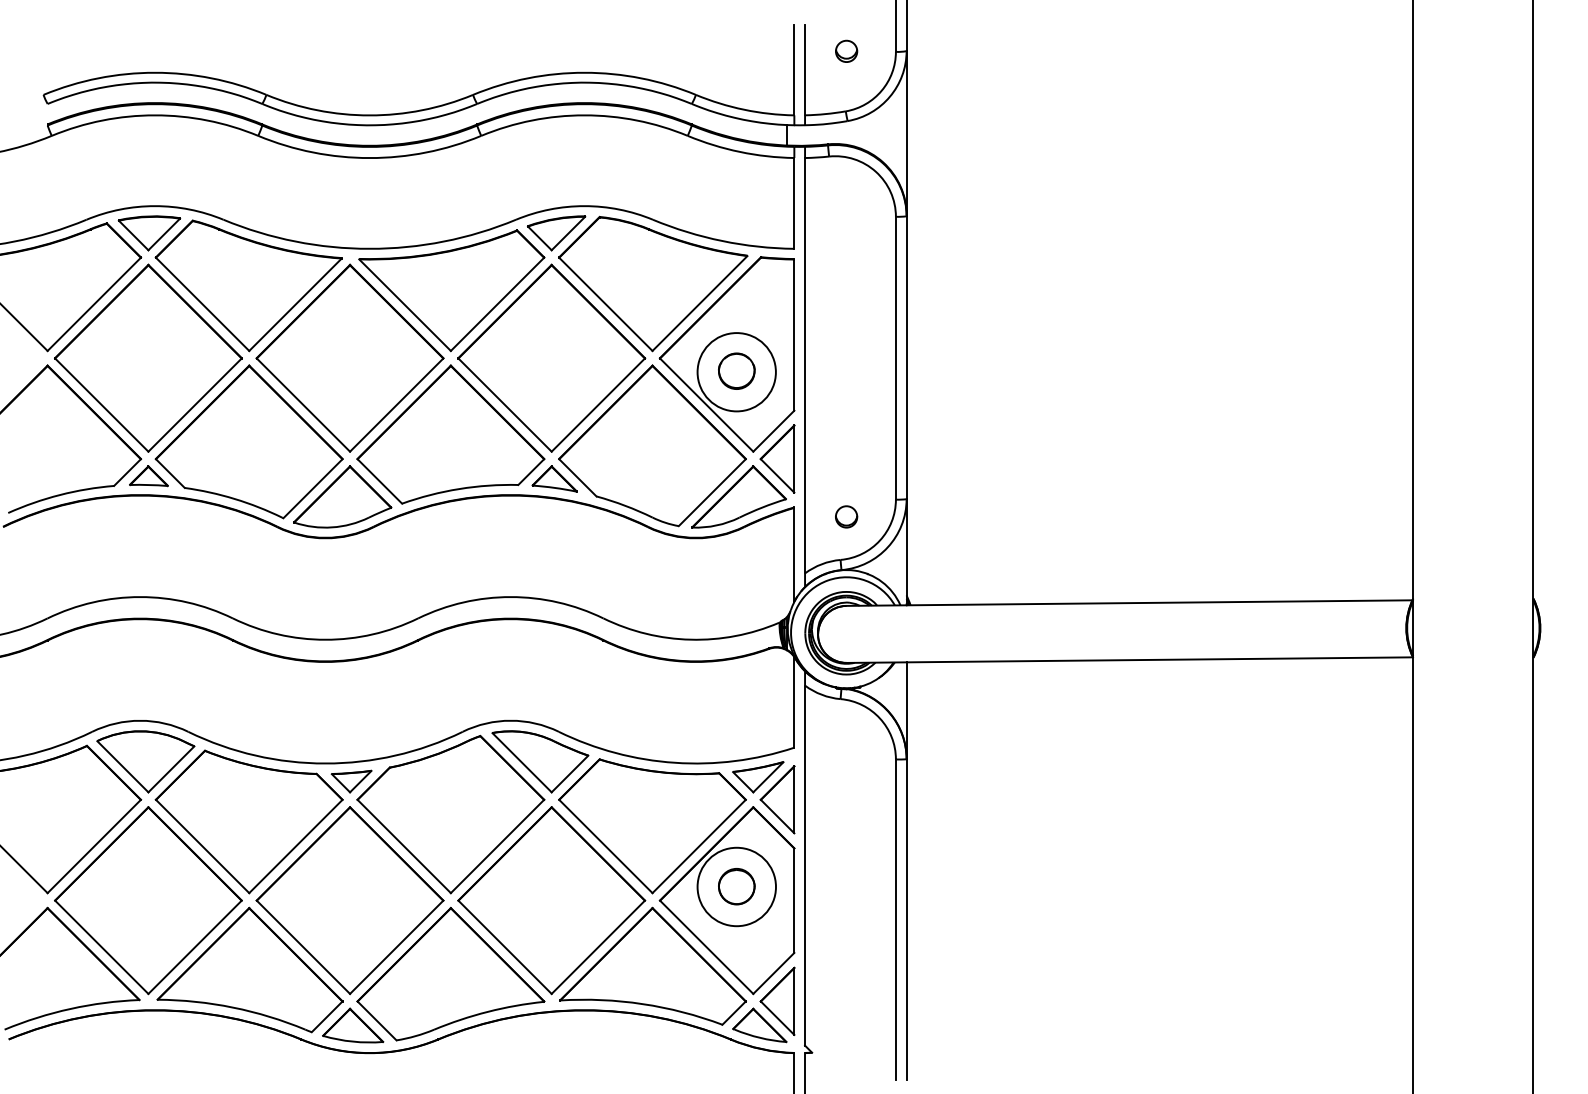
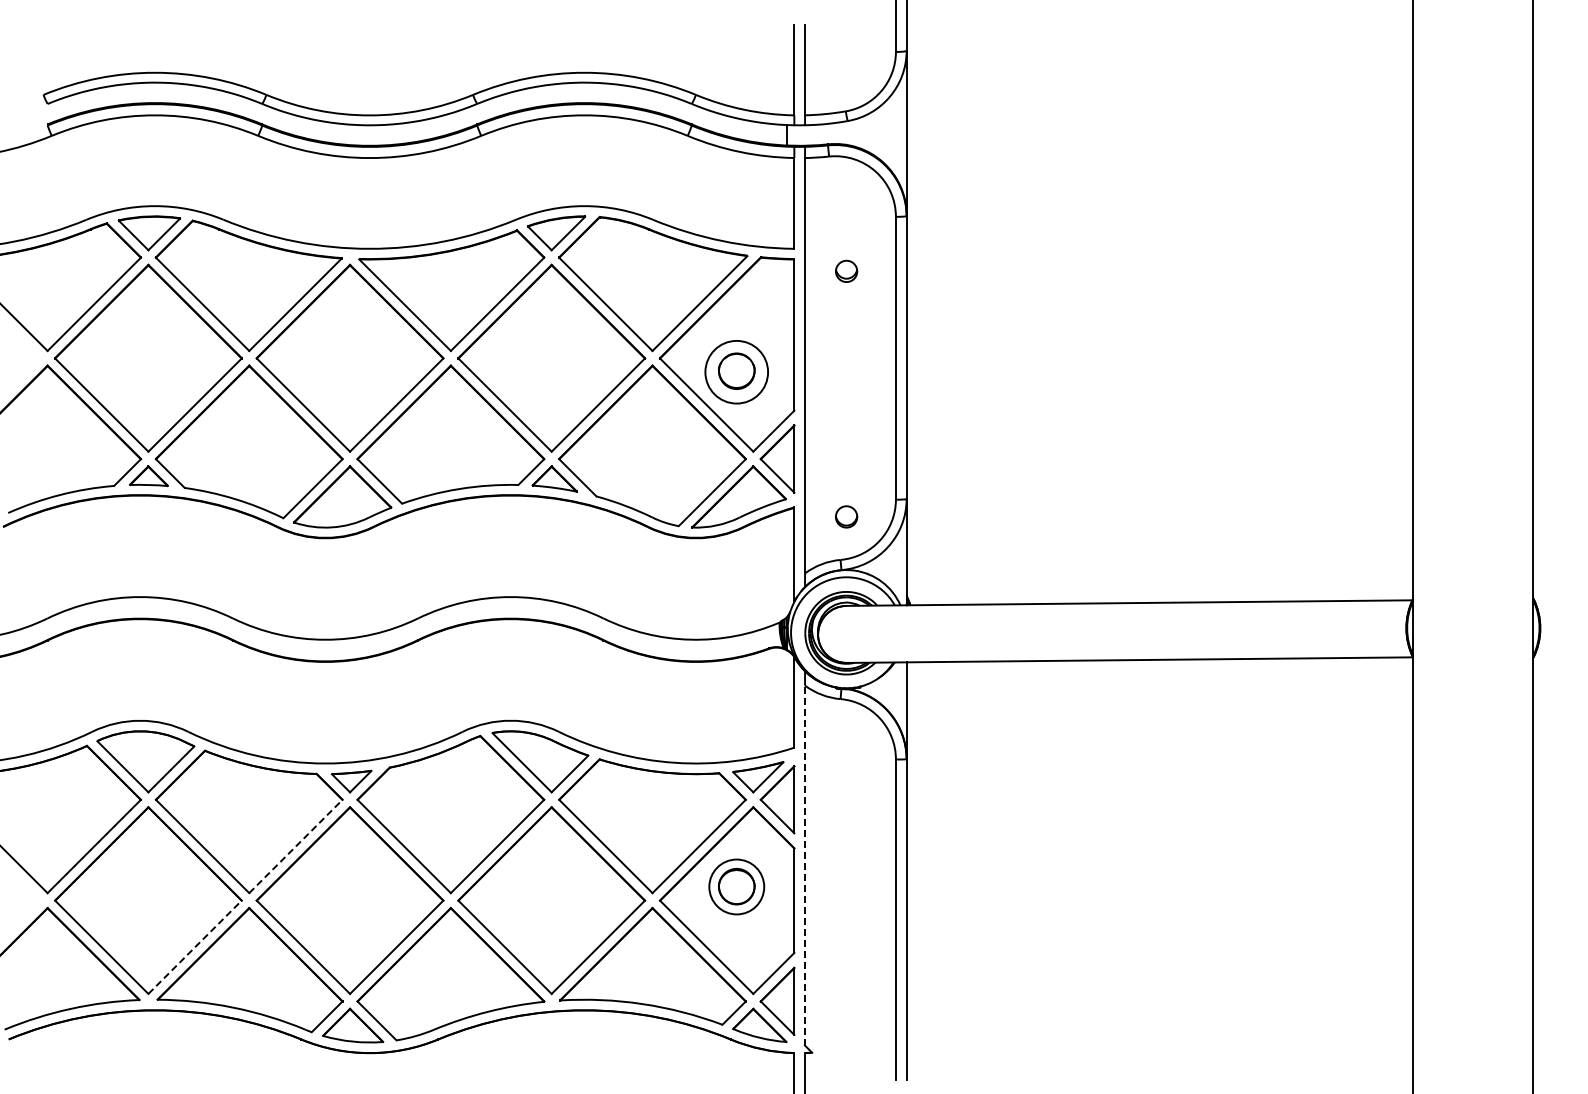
part position: (846, 50) -> (846, 270) (846, 270)
circle diameter: 78 px -> 63 px (736, 371)
line: solid -> dashed (295, 846)
line: solid -> dashed (805, 865)
circle diameter: 78 px -> 55 px (736, 886)
line: solid -> dashed (195, 947)
